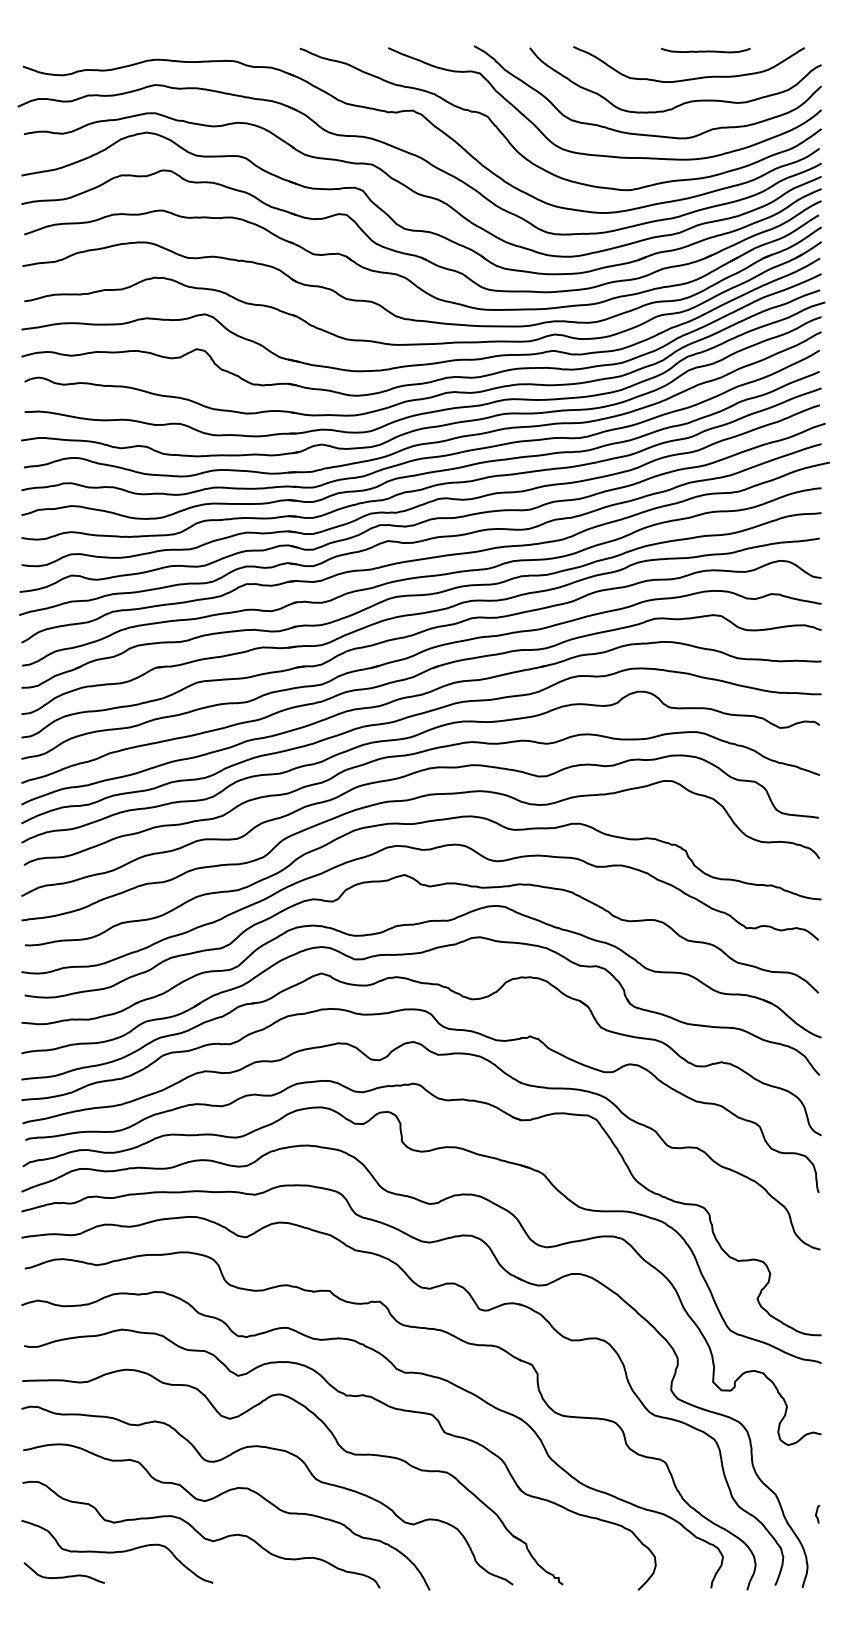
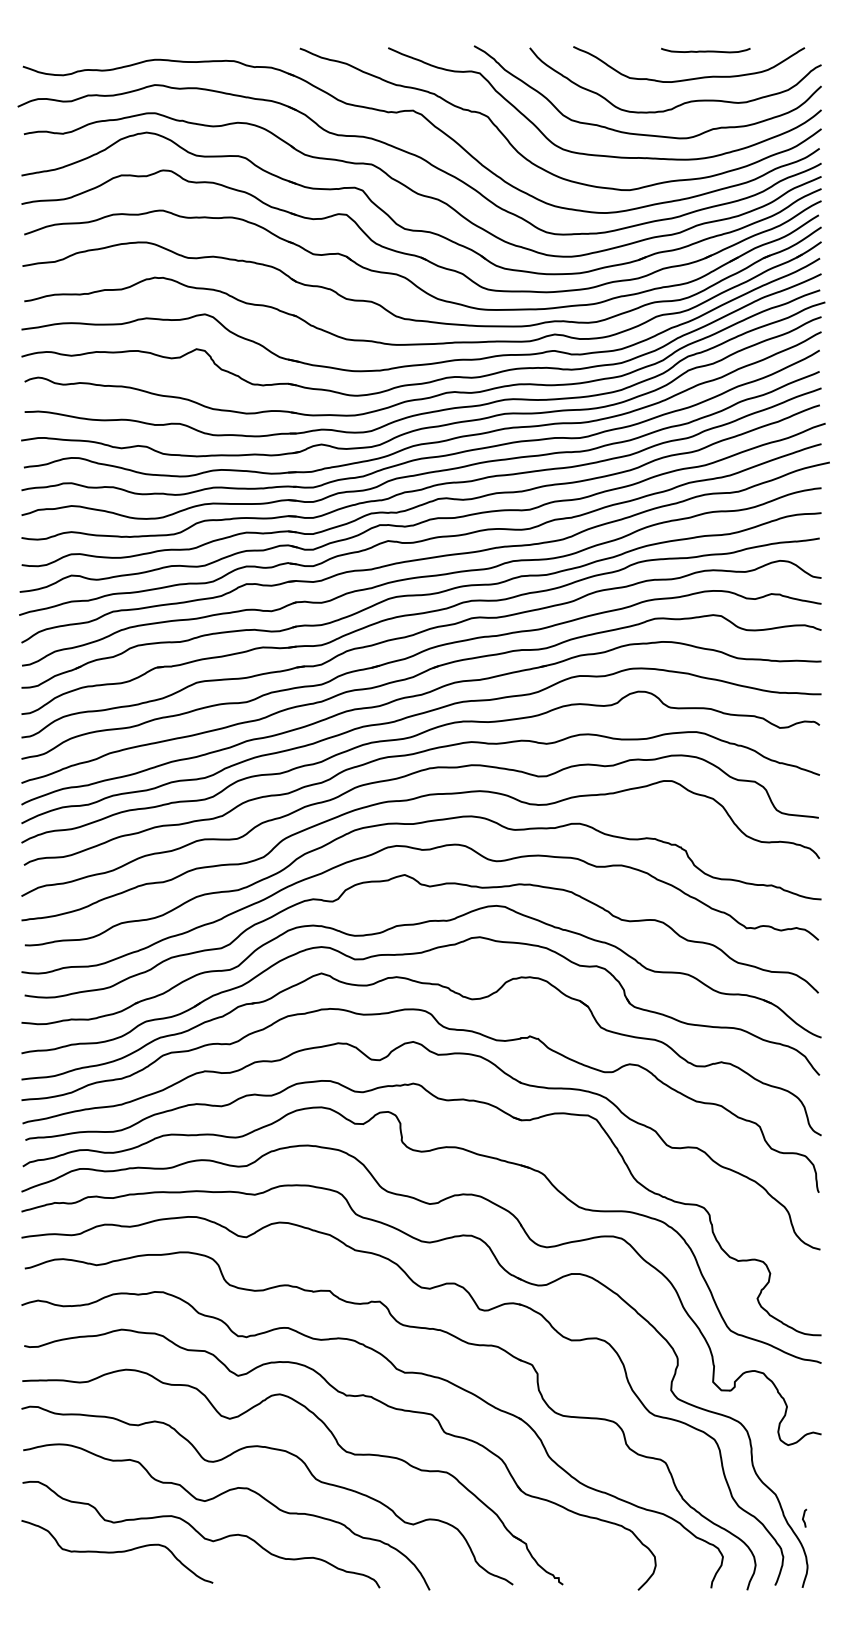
curve position: (817, 1513) -> (804, 1517) (804, 1517)
curve: present -> none (63, 1576)
